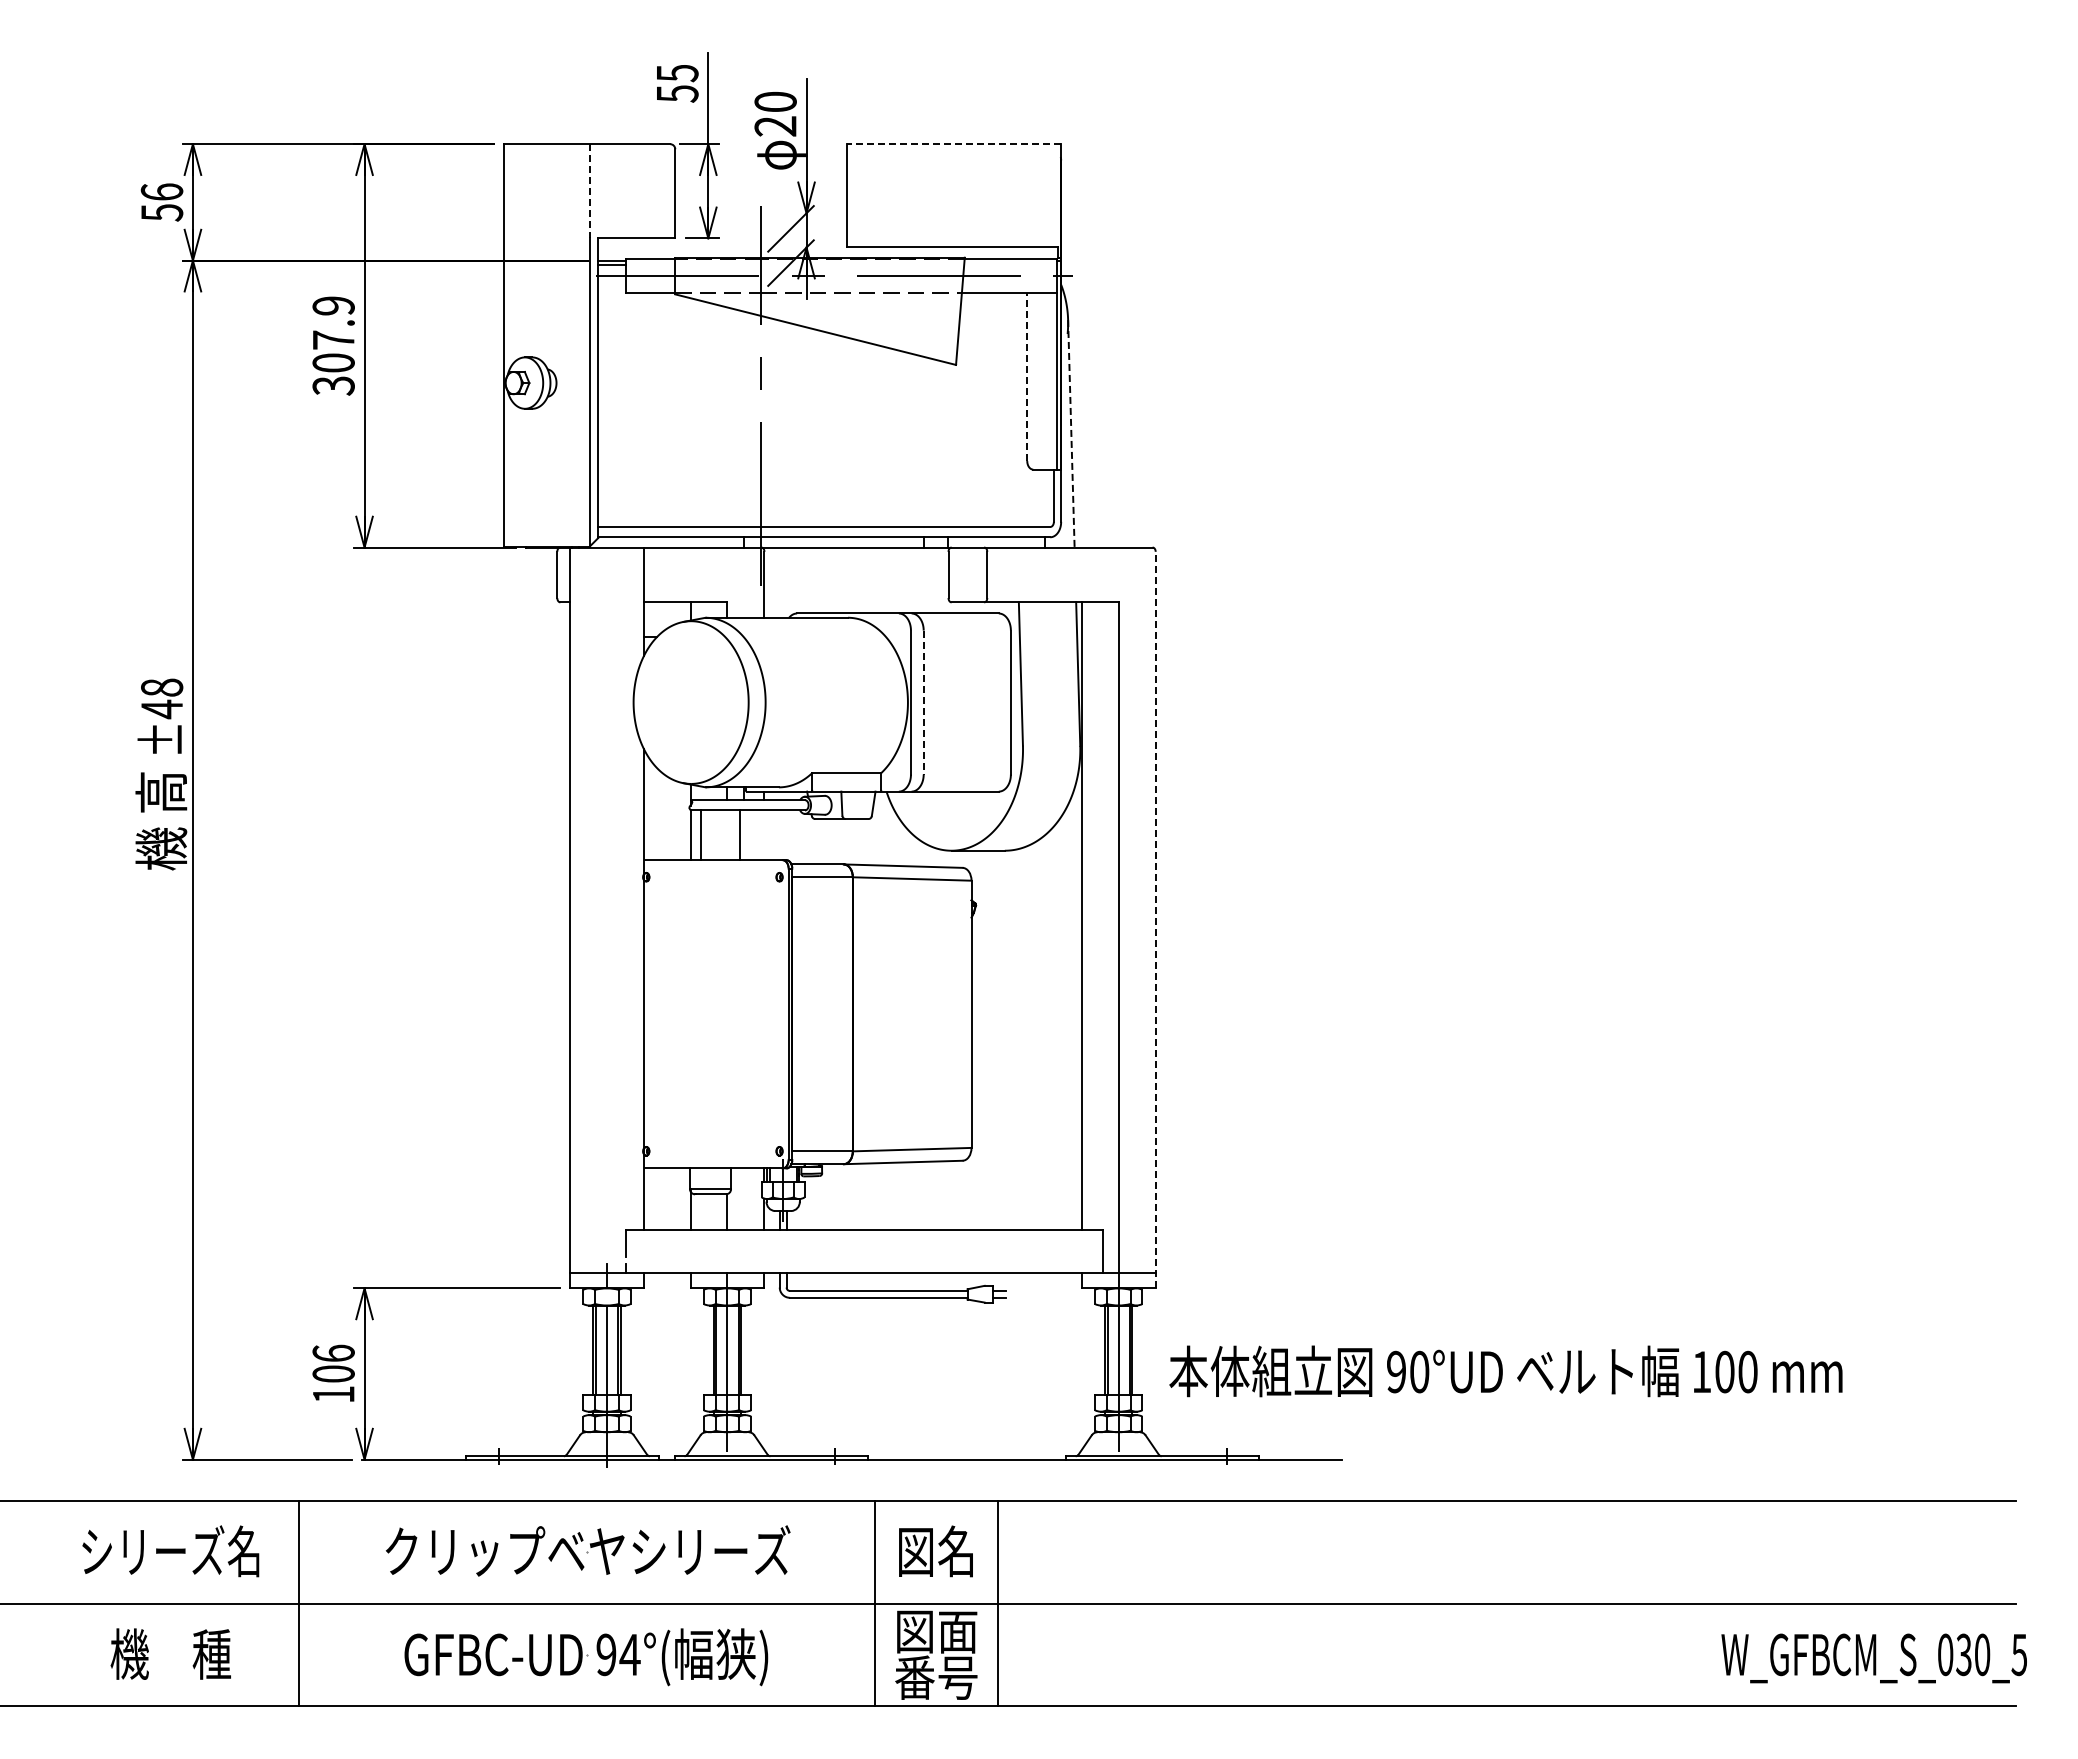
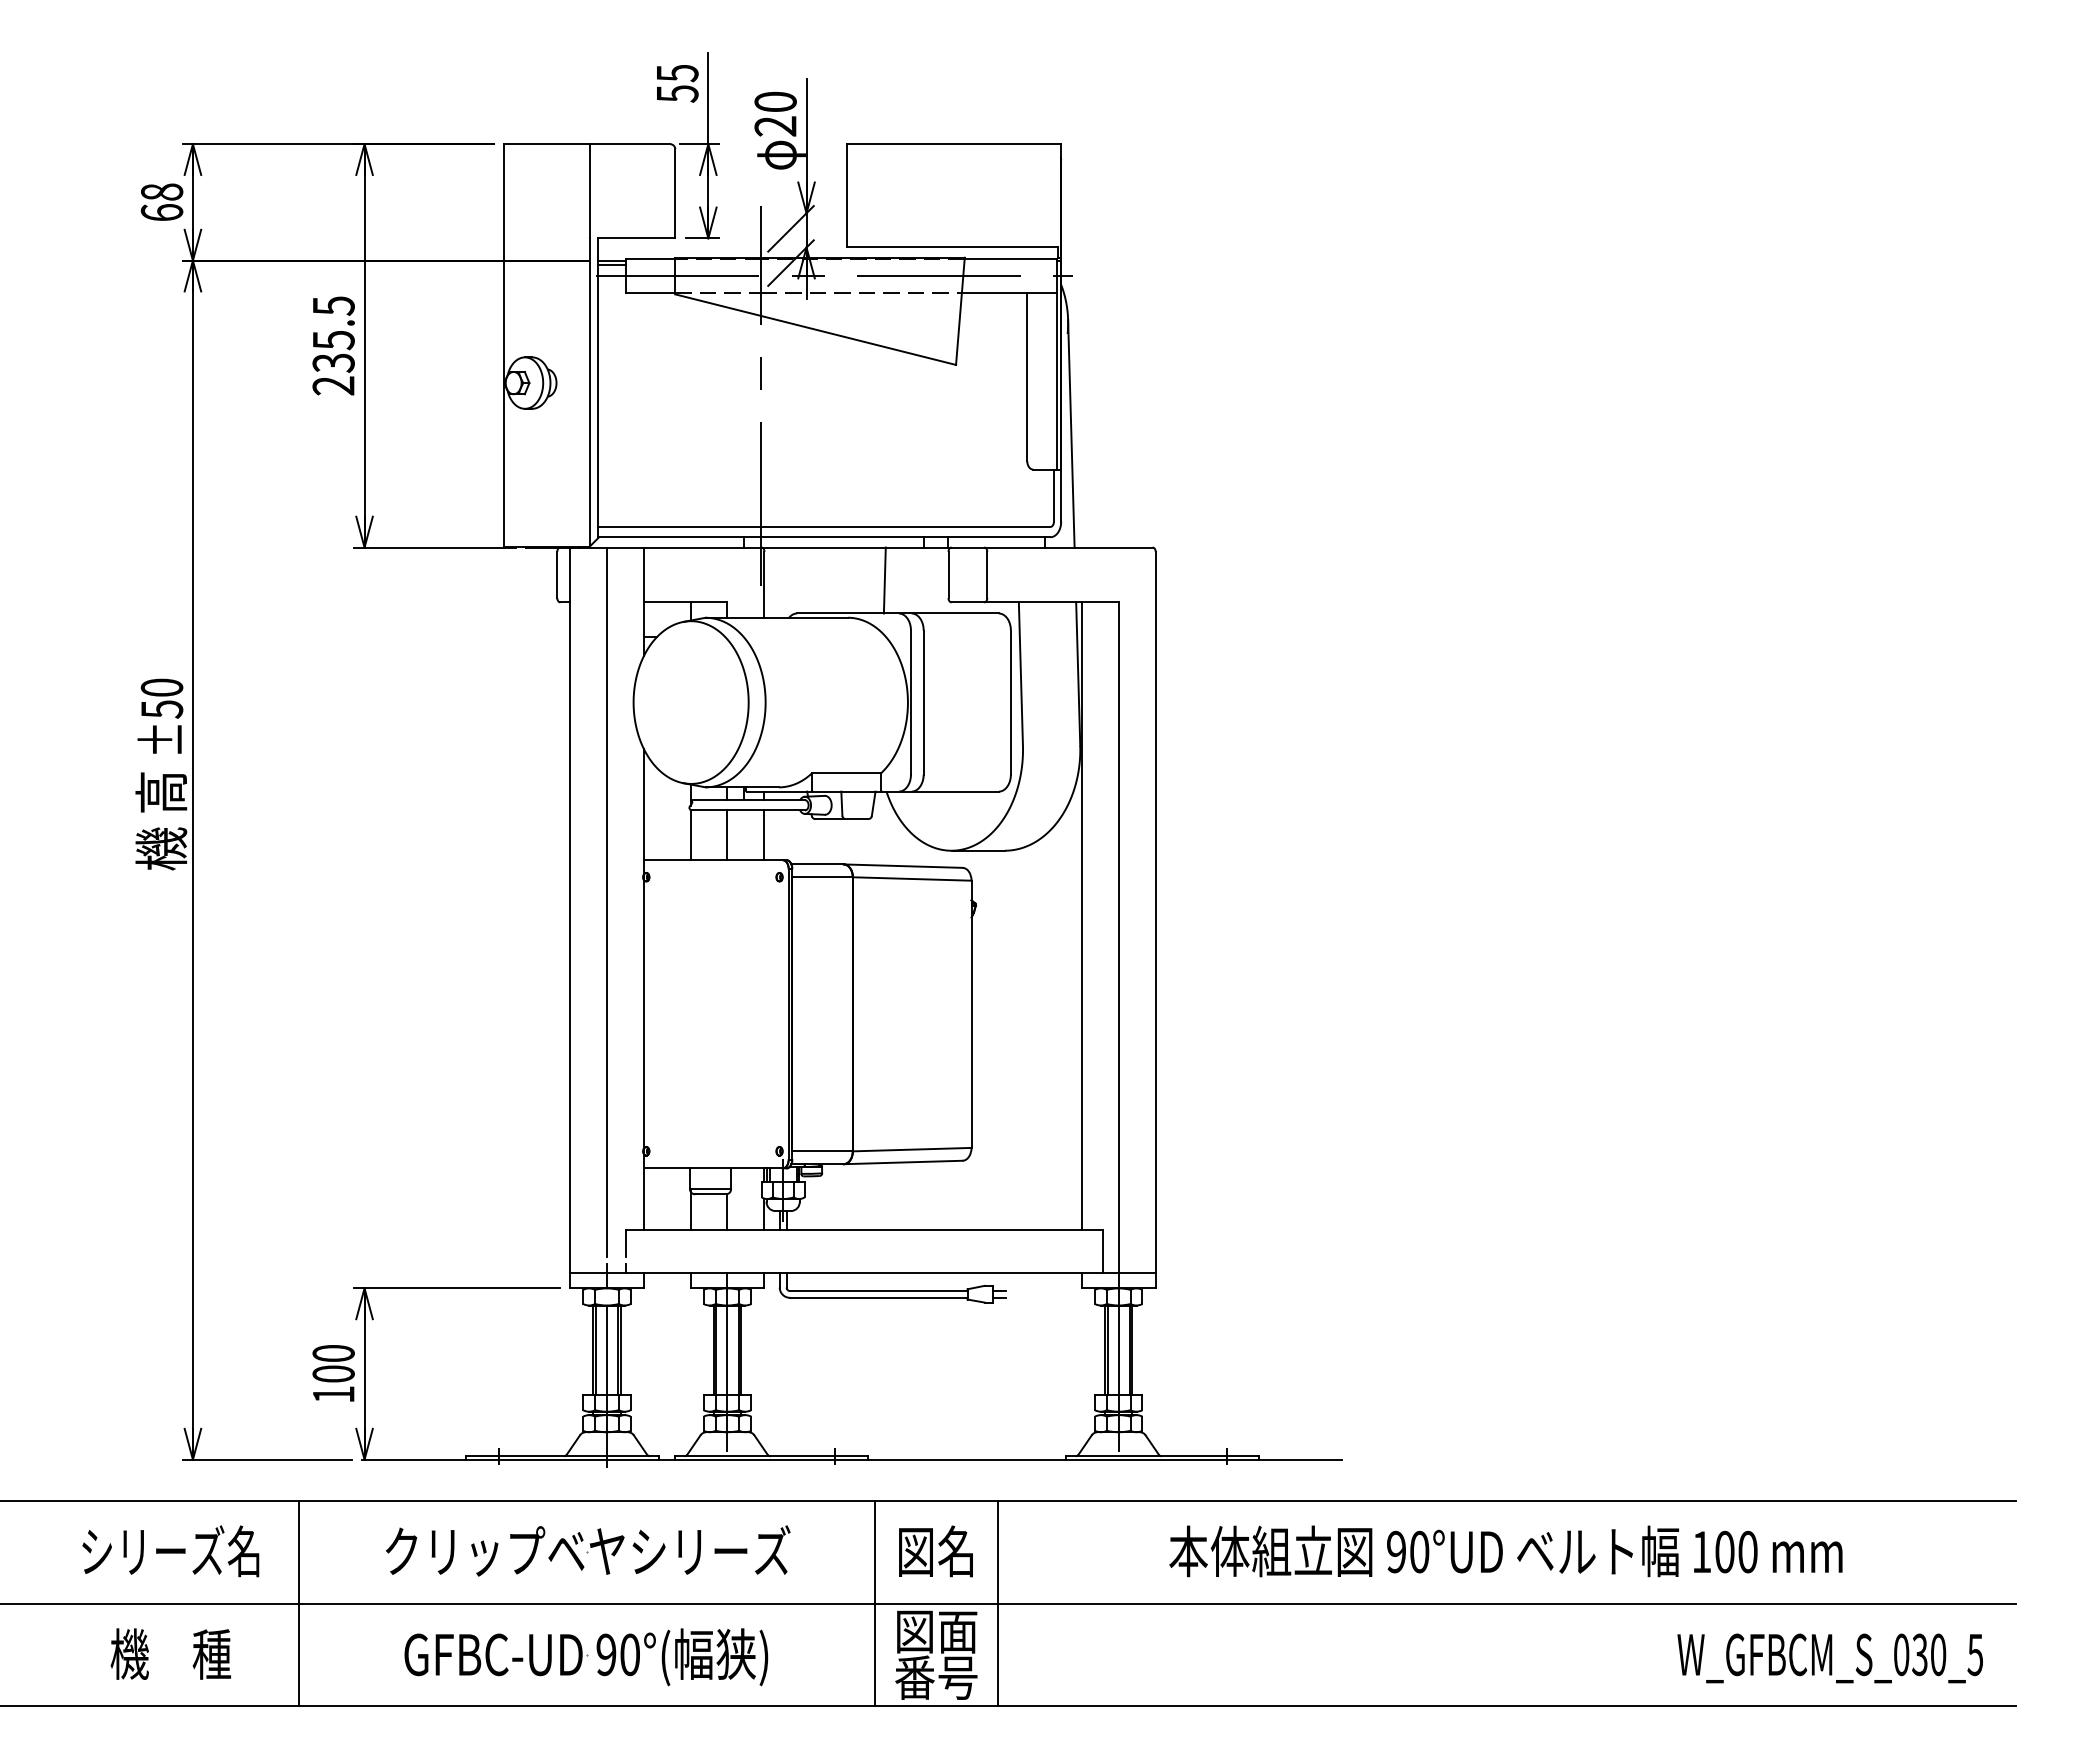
line: dashed -> solid (953, 144)
line: dashed -> solid (589, 191)
text: 56 -> 68 (161, 202)
text: 307.9 -> 235.5 (333, 345)
line: dashed -> solid (1027, 377)
line: dashed -> solid (1071, 433)
line: none -> present (884, 580)
text: ±48 -> ±50 (161, 698)
line: dashed -> solid (923, 702)
line position: (701, 835) -> (727, 835) (727, 835)
line position: (740, 835) -> (764, 835) (764, 835)
line: none -> present (606, 901)
line: dashed -> solid (1155, 919)
text: 106 -> 100 (333, 1352)
text position: (1505, 1371) -> (1505, 1551) (1505, 1551)
text: 94°( -> 90°( (629, 1654)
text position: (1873, 1658) -> (1829, 1658) (1829, 1658)
